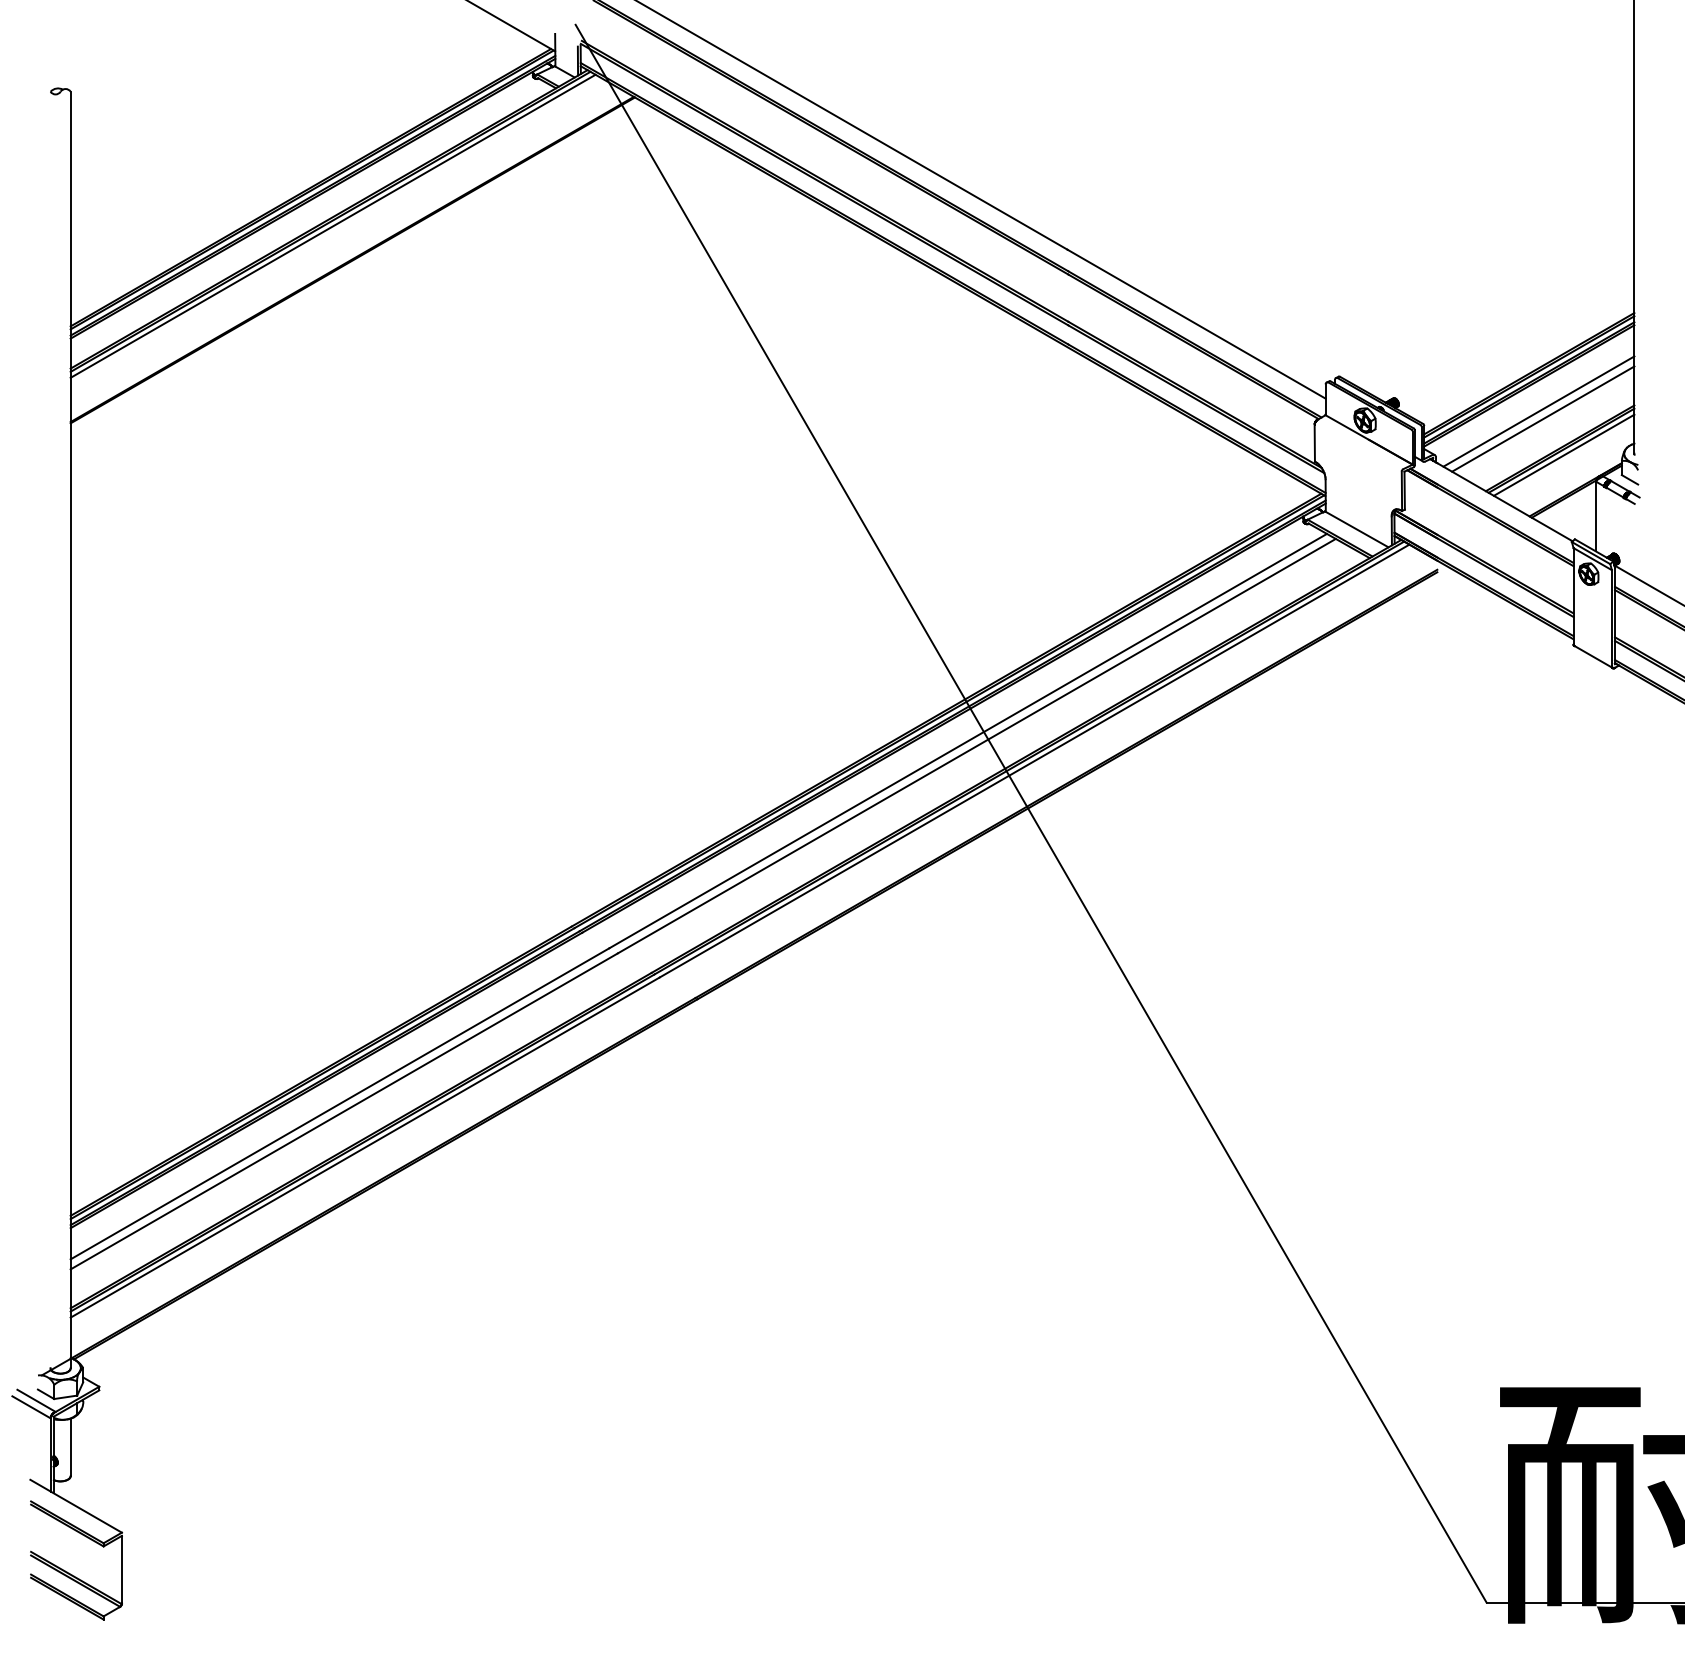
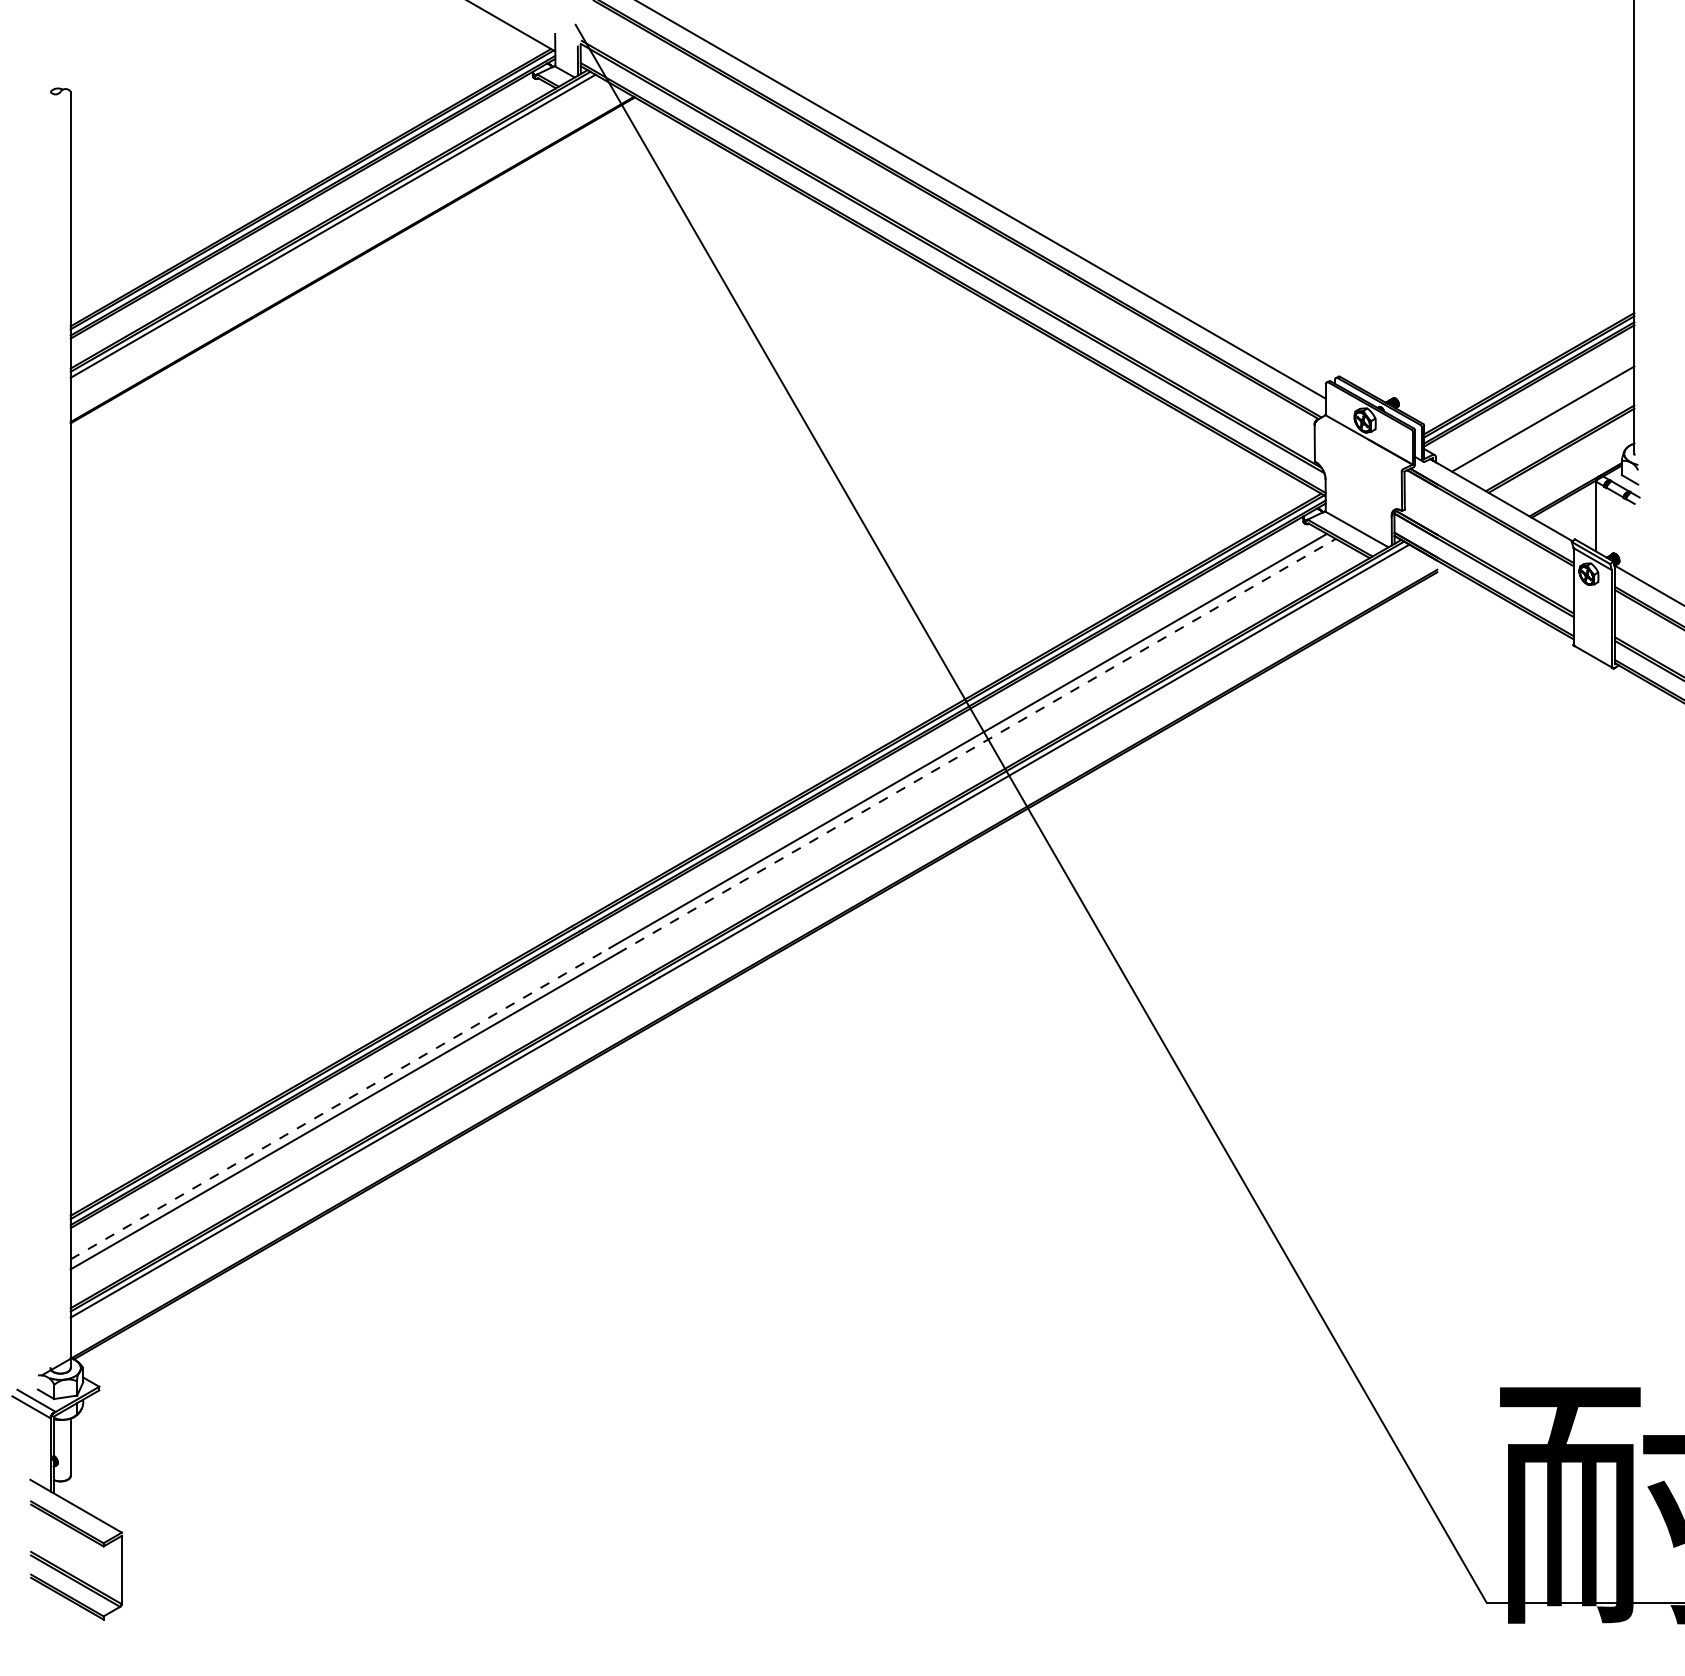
line: present -> none (1538, 411)
line: present -> none (1563, 454)
line: solid -> dashed (977, 745)
line: solid -> dashed (339, 1103)
